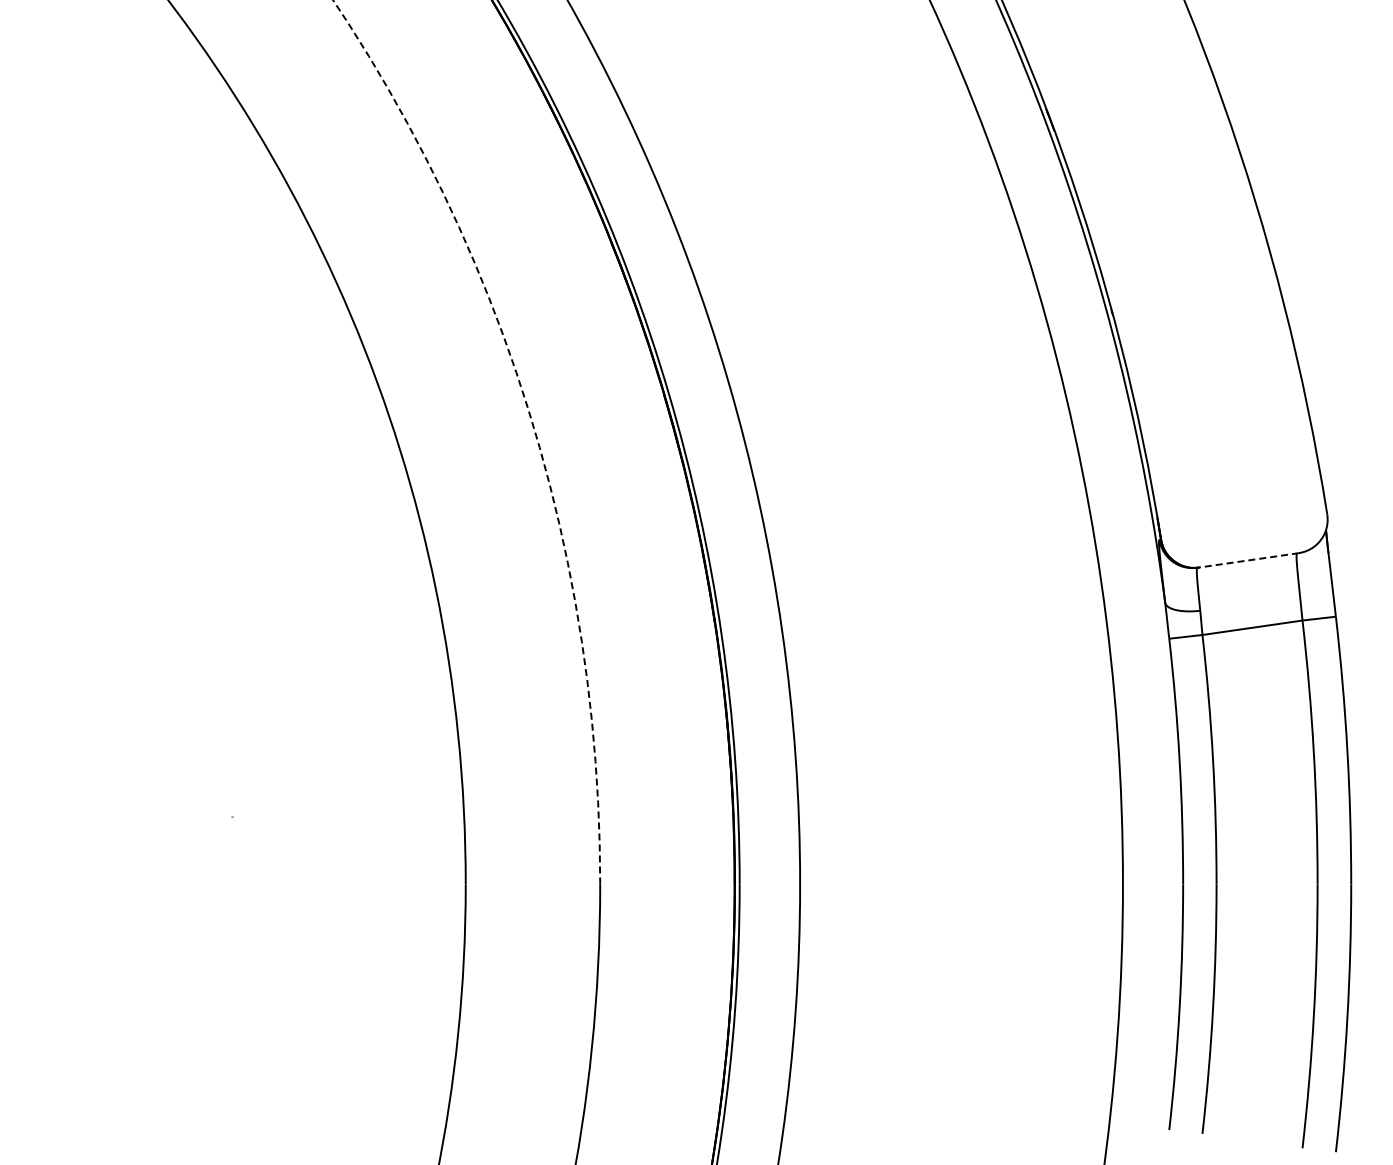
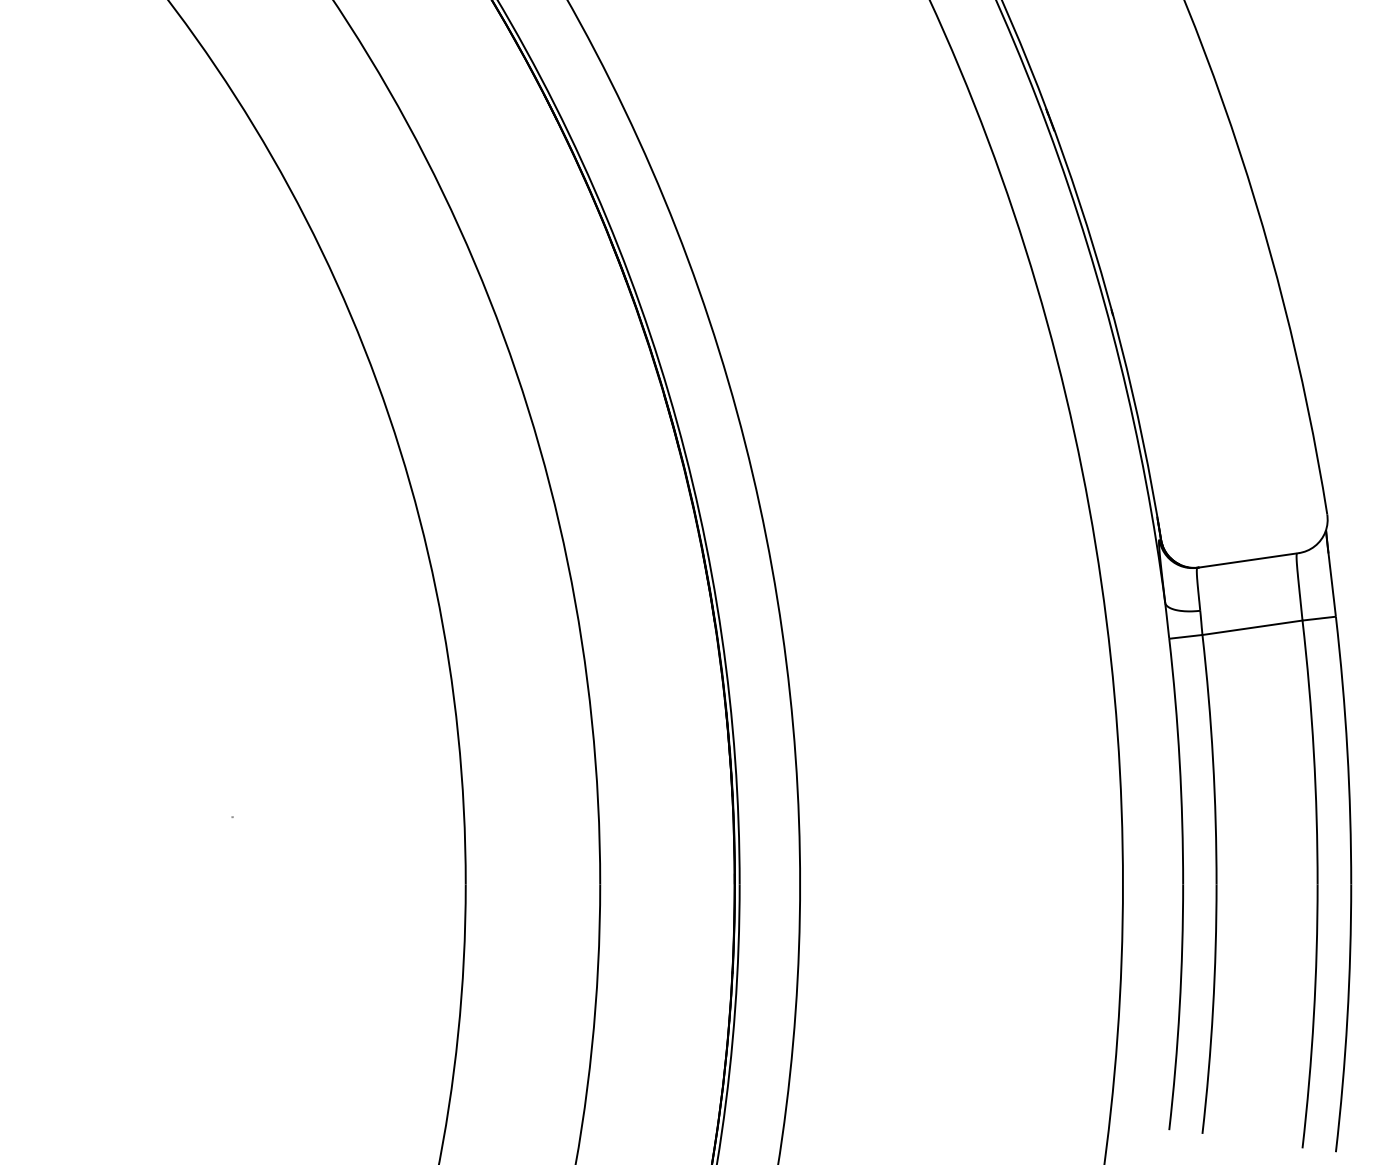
arc: dashed -> solid (532, 422)
line: dashed -> solid (1248, 560)
